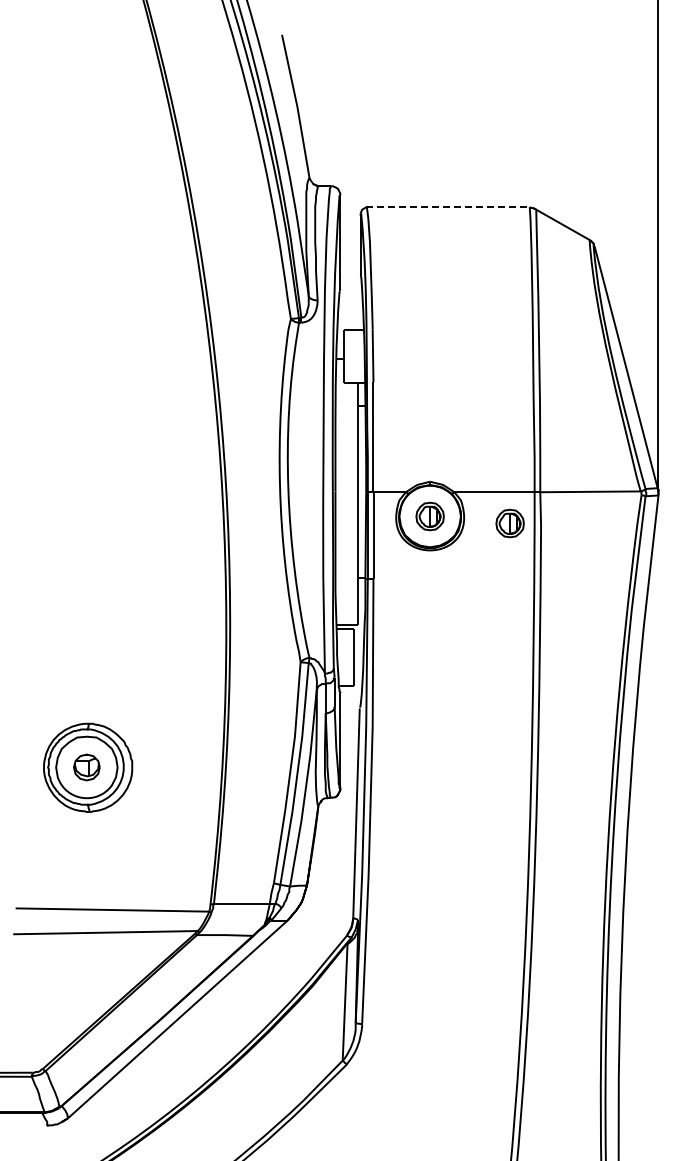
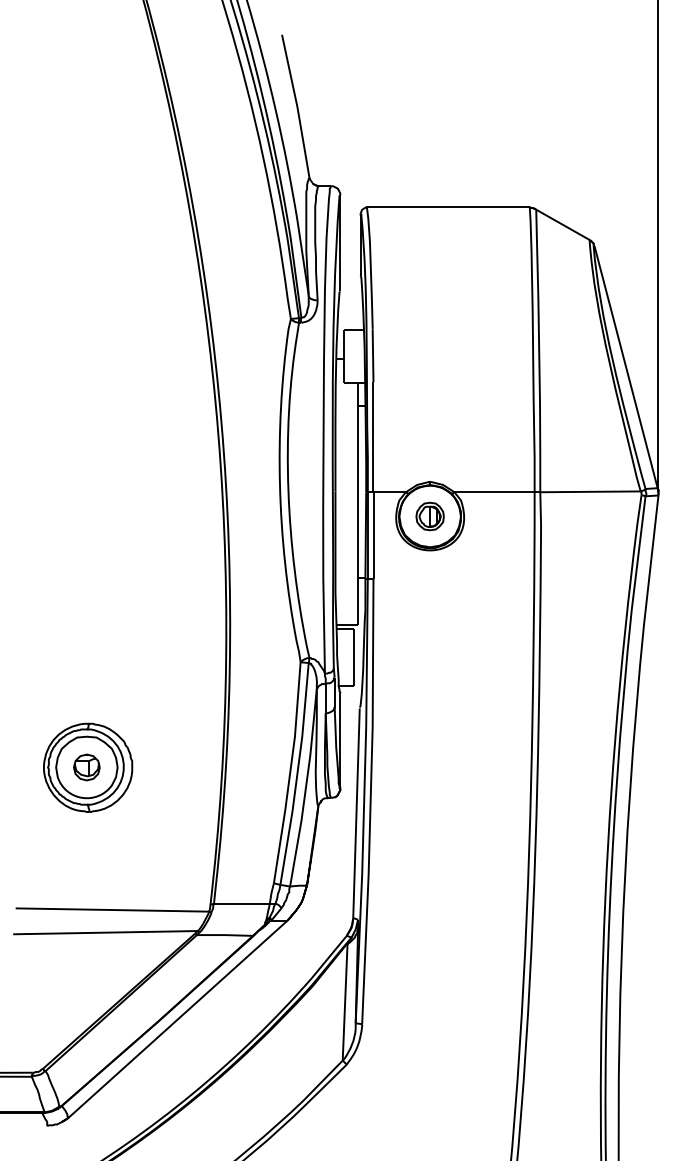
line: dashed -> solid (447, 207)
part: present -> none (509, 523)
